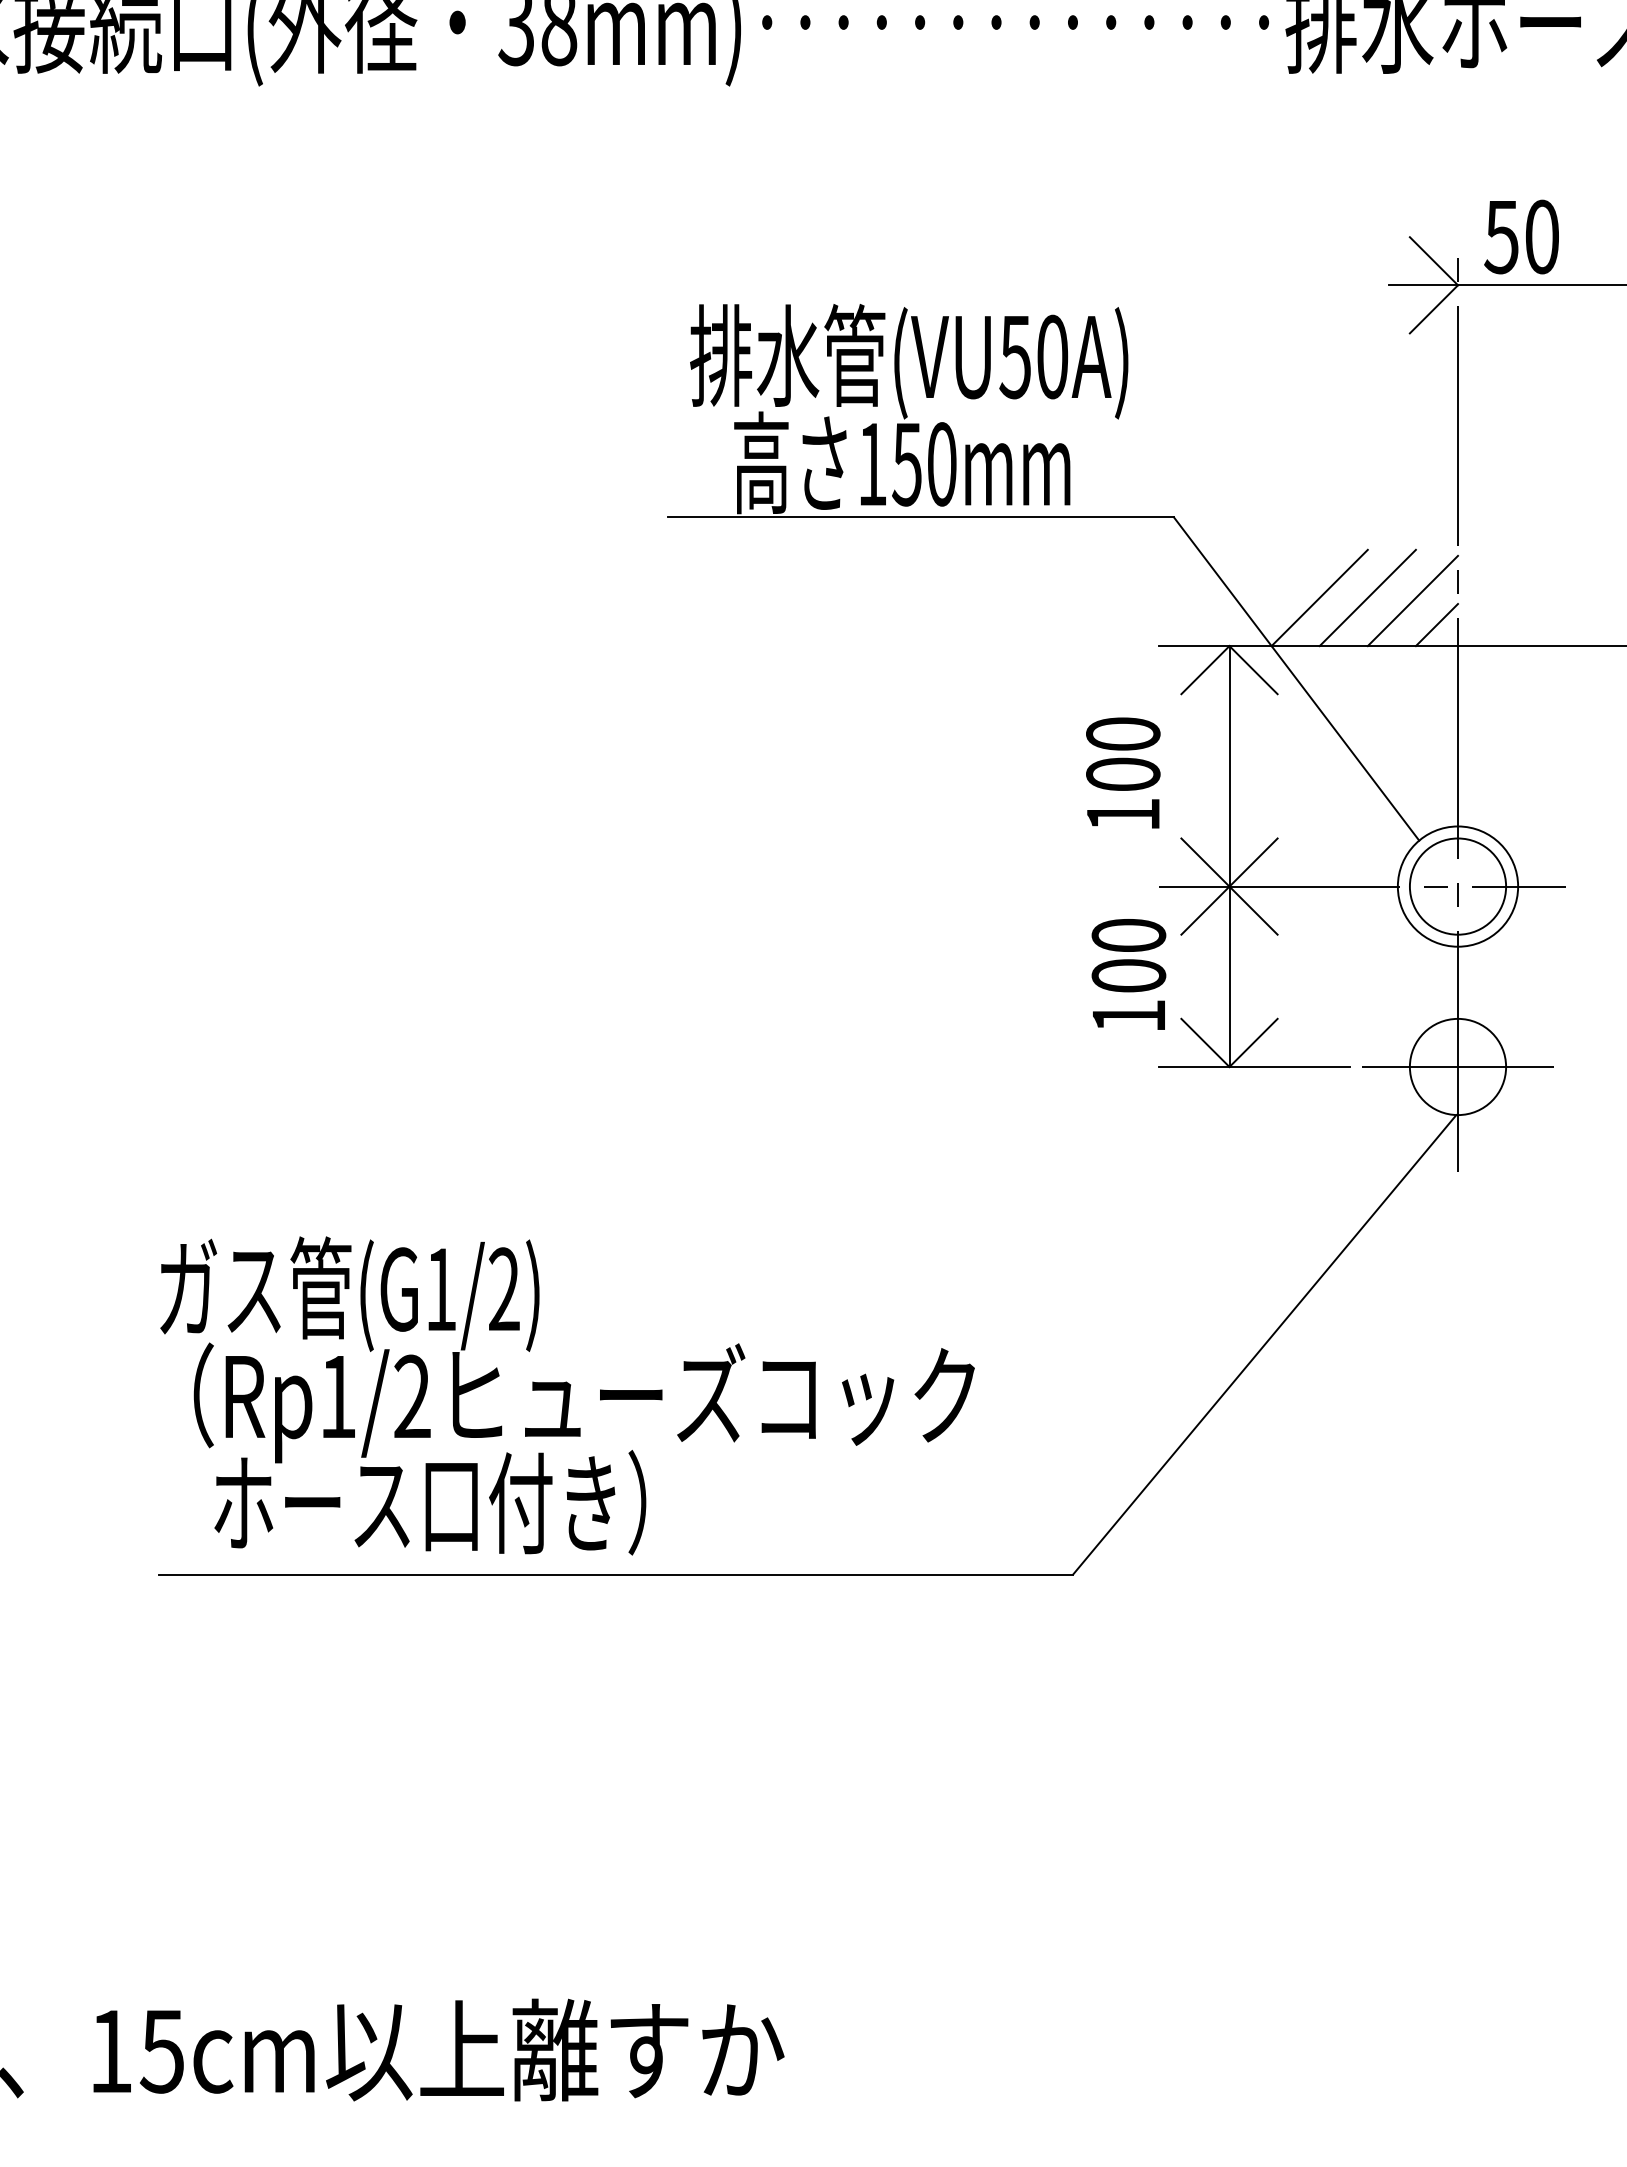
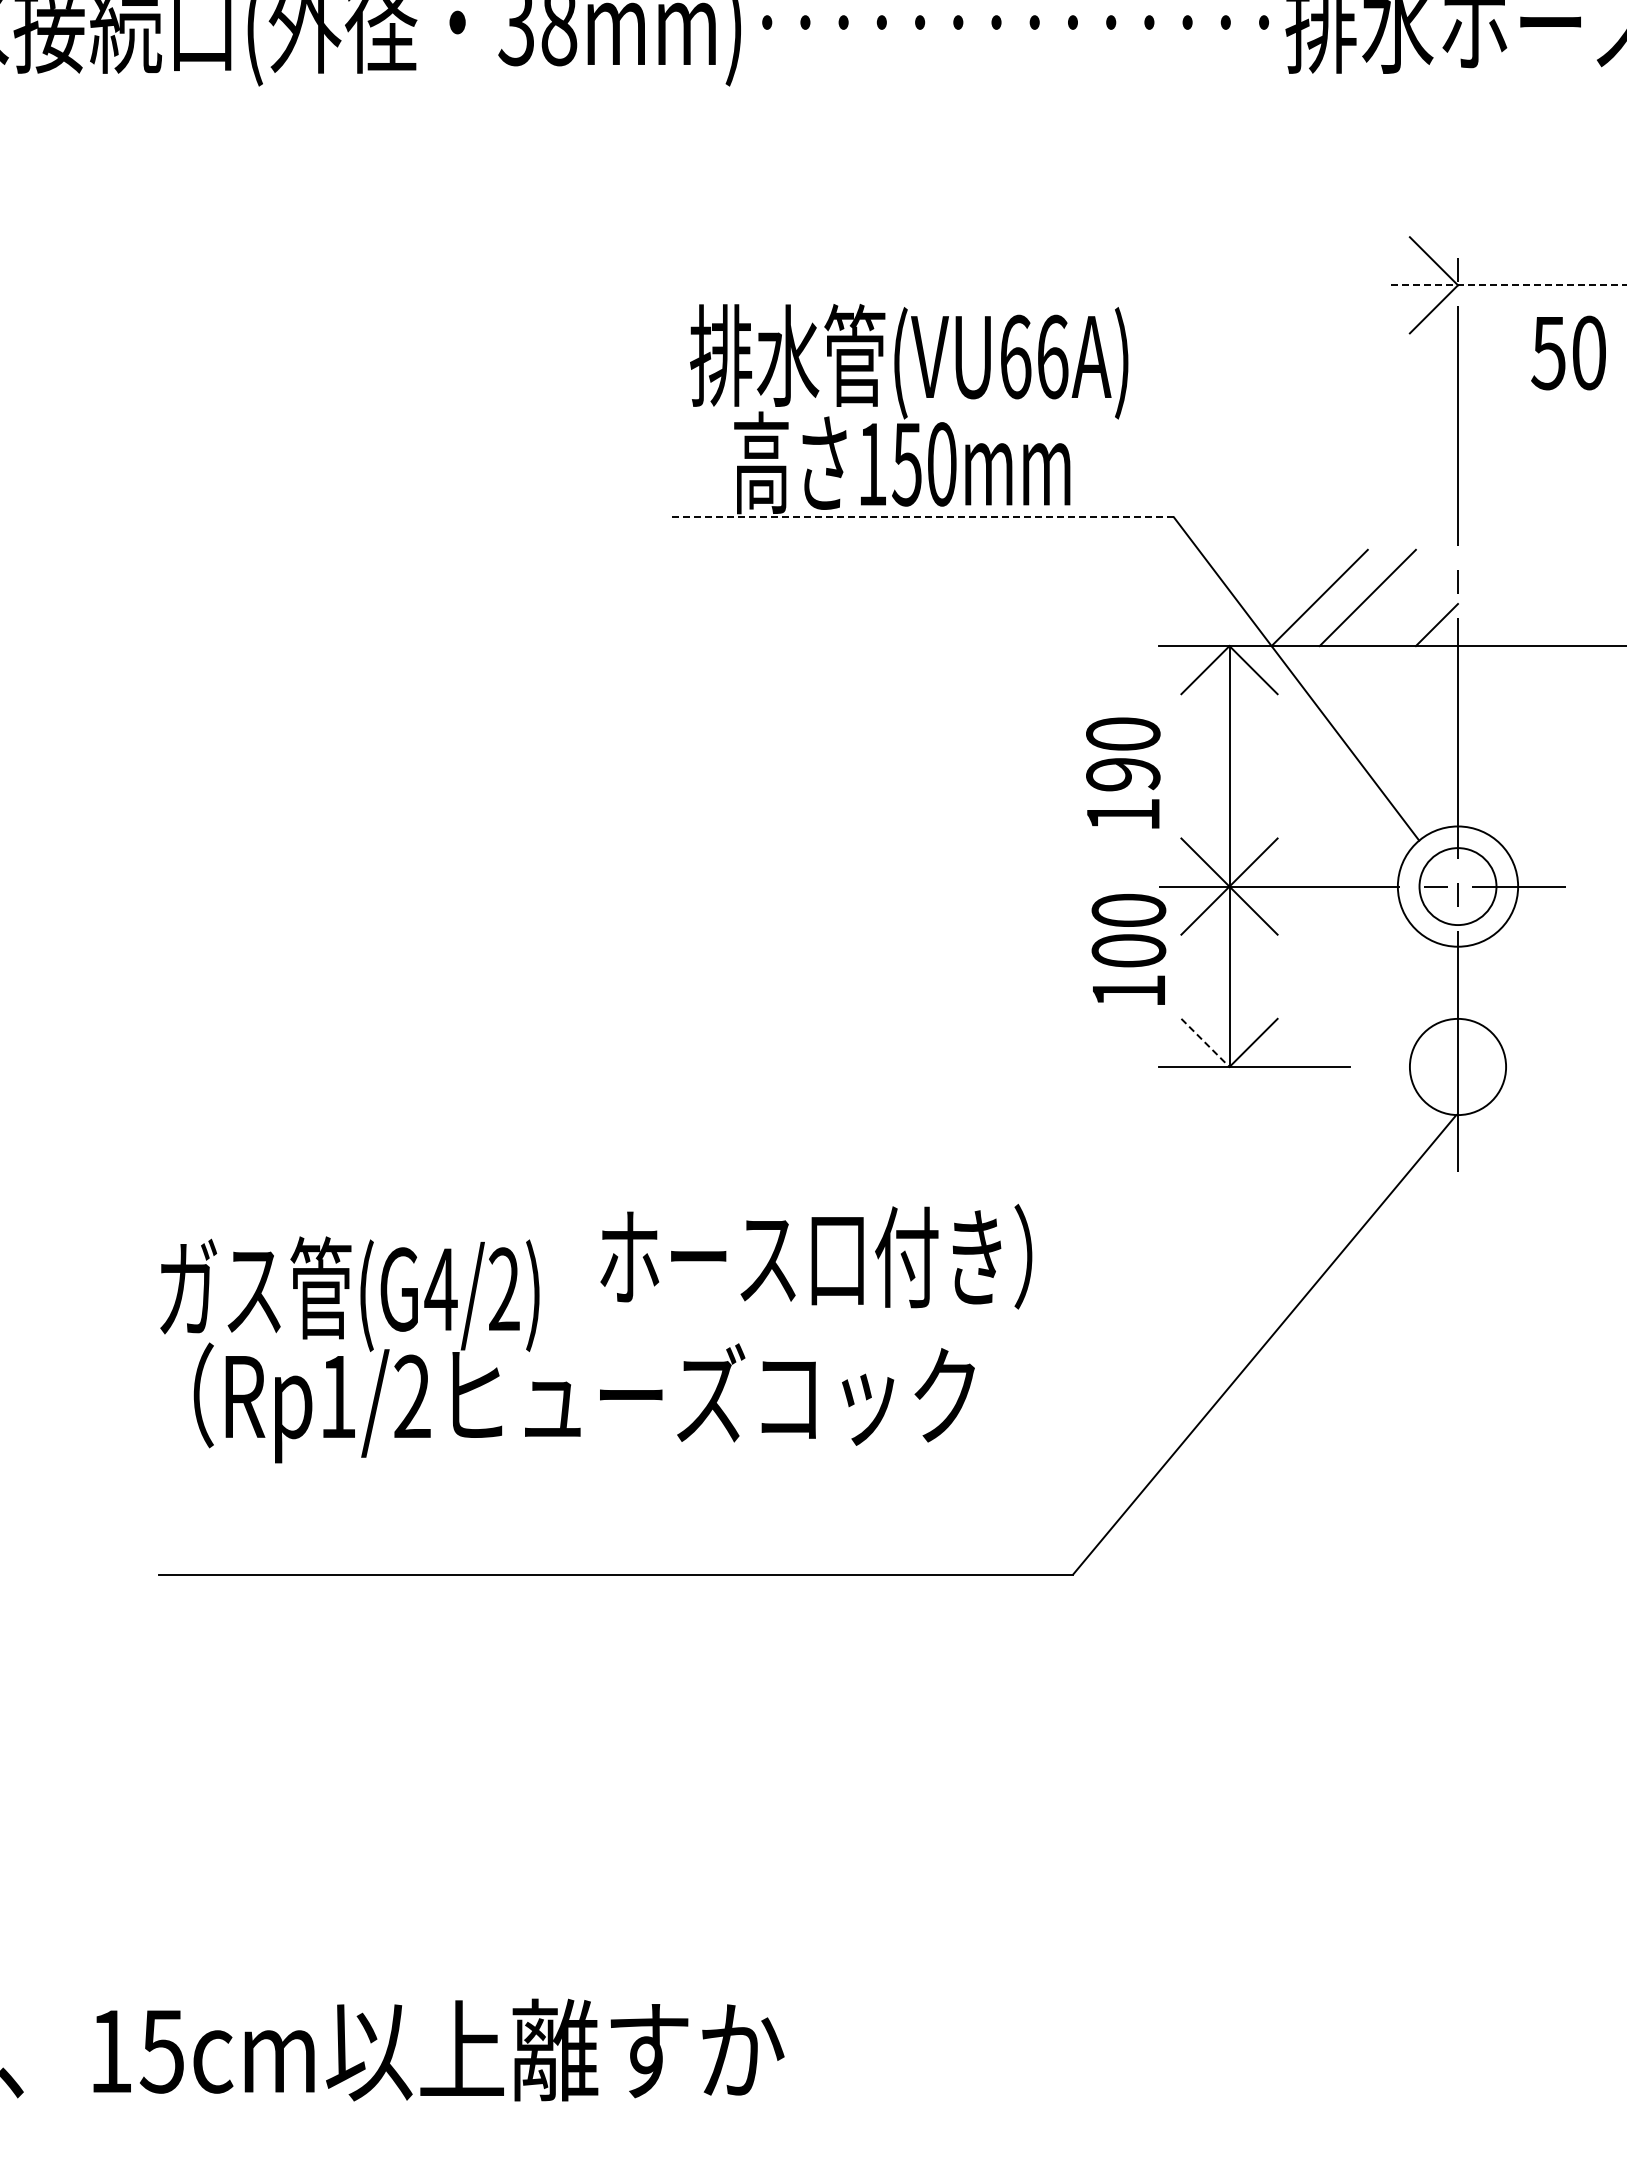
text position: (1521, 236) -> (1568, 352) (1568, 352)
line: solid -> dashed (1507, 285)
text: (VU50A) -> (VU66A) (1033, 356)
line: solid -> dashed (921, 517)
line: present -> none (1412, 600)
text: 100 -> 190 (1123, 774)
circle diameter: 96 px -> 77 px (1457, 886)
text position: (1128, 974) -> (1128, 949) (1128, 949)
line: solid -> dashed (1205, 1043)
line: present -> none (1457, 1066)
text: (G1/2) -> (G4/2) (440, 1289)
text position: (430, 1502) -> (816, 1256) (816, 1256)
